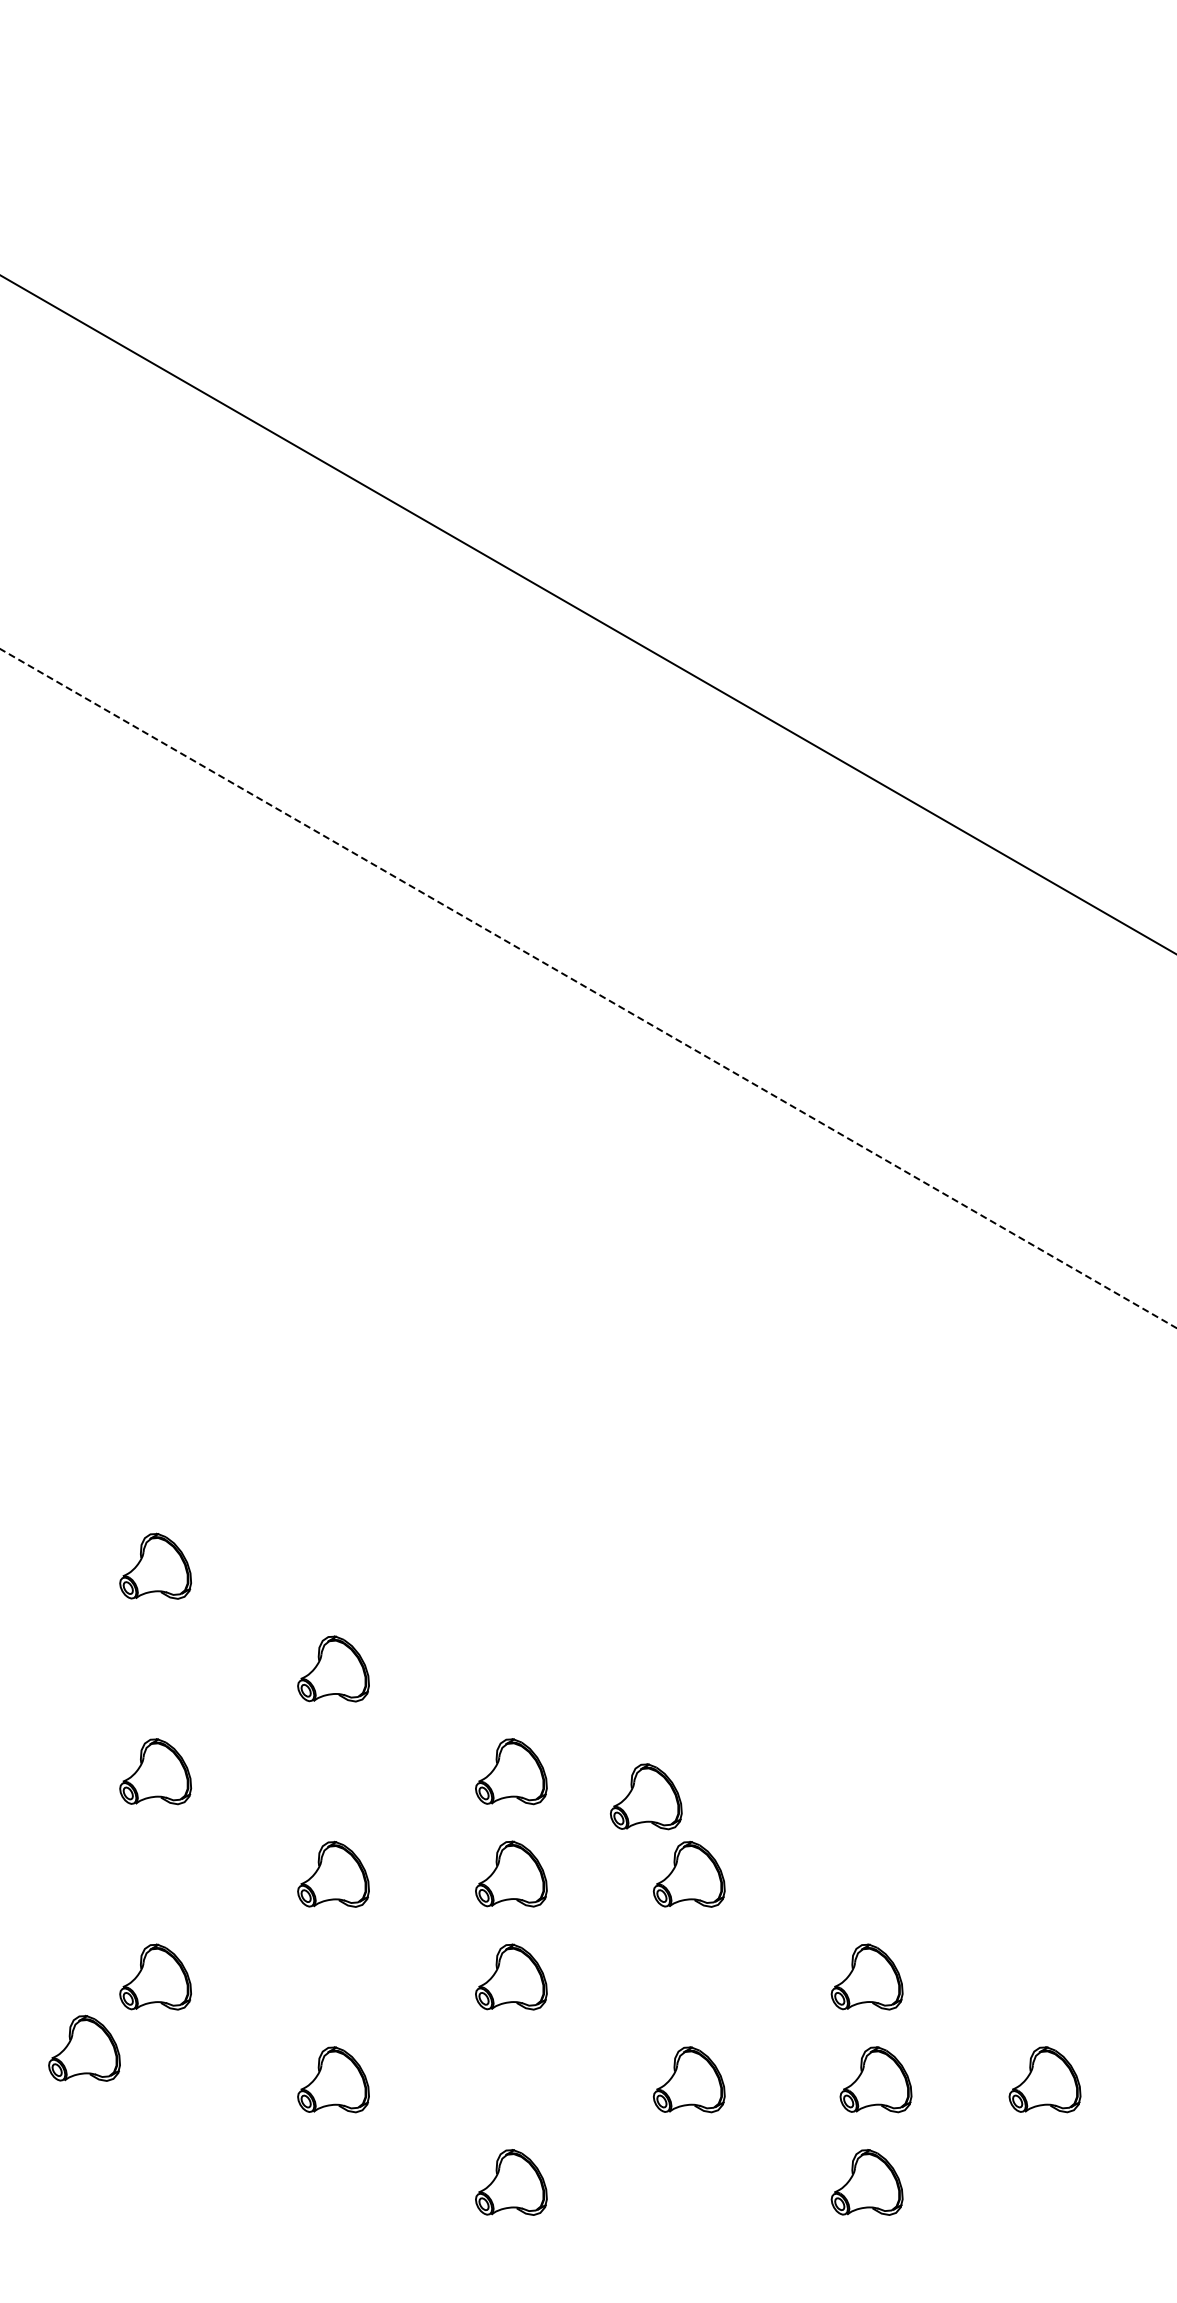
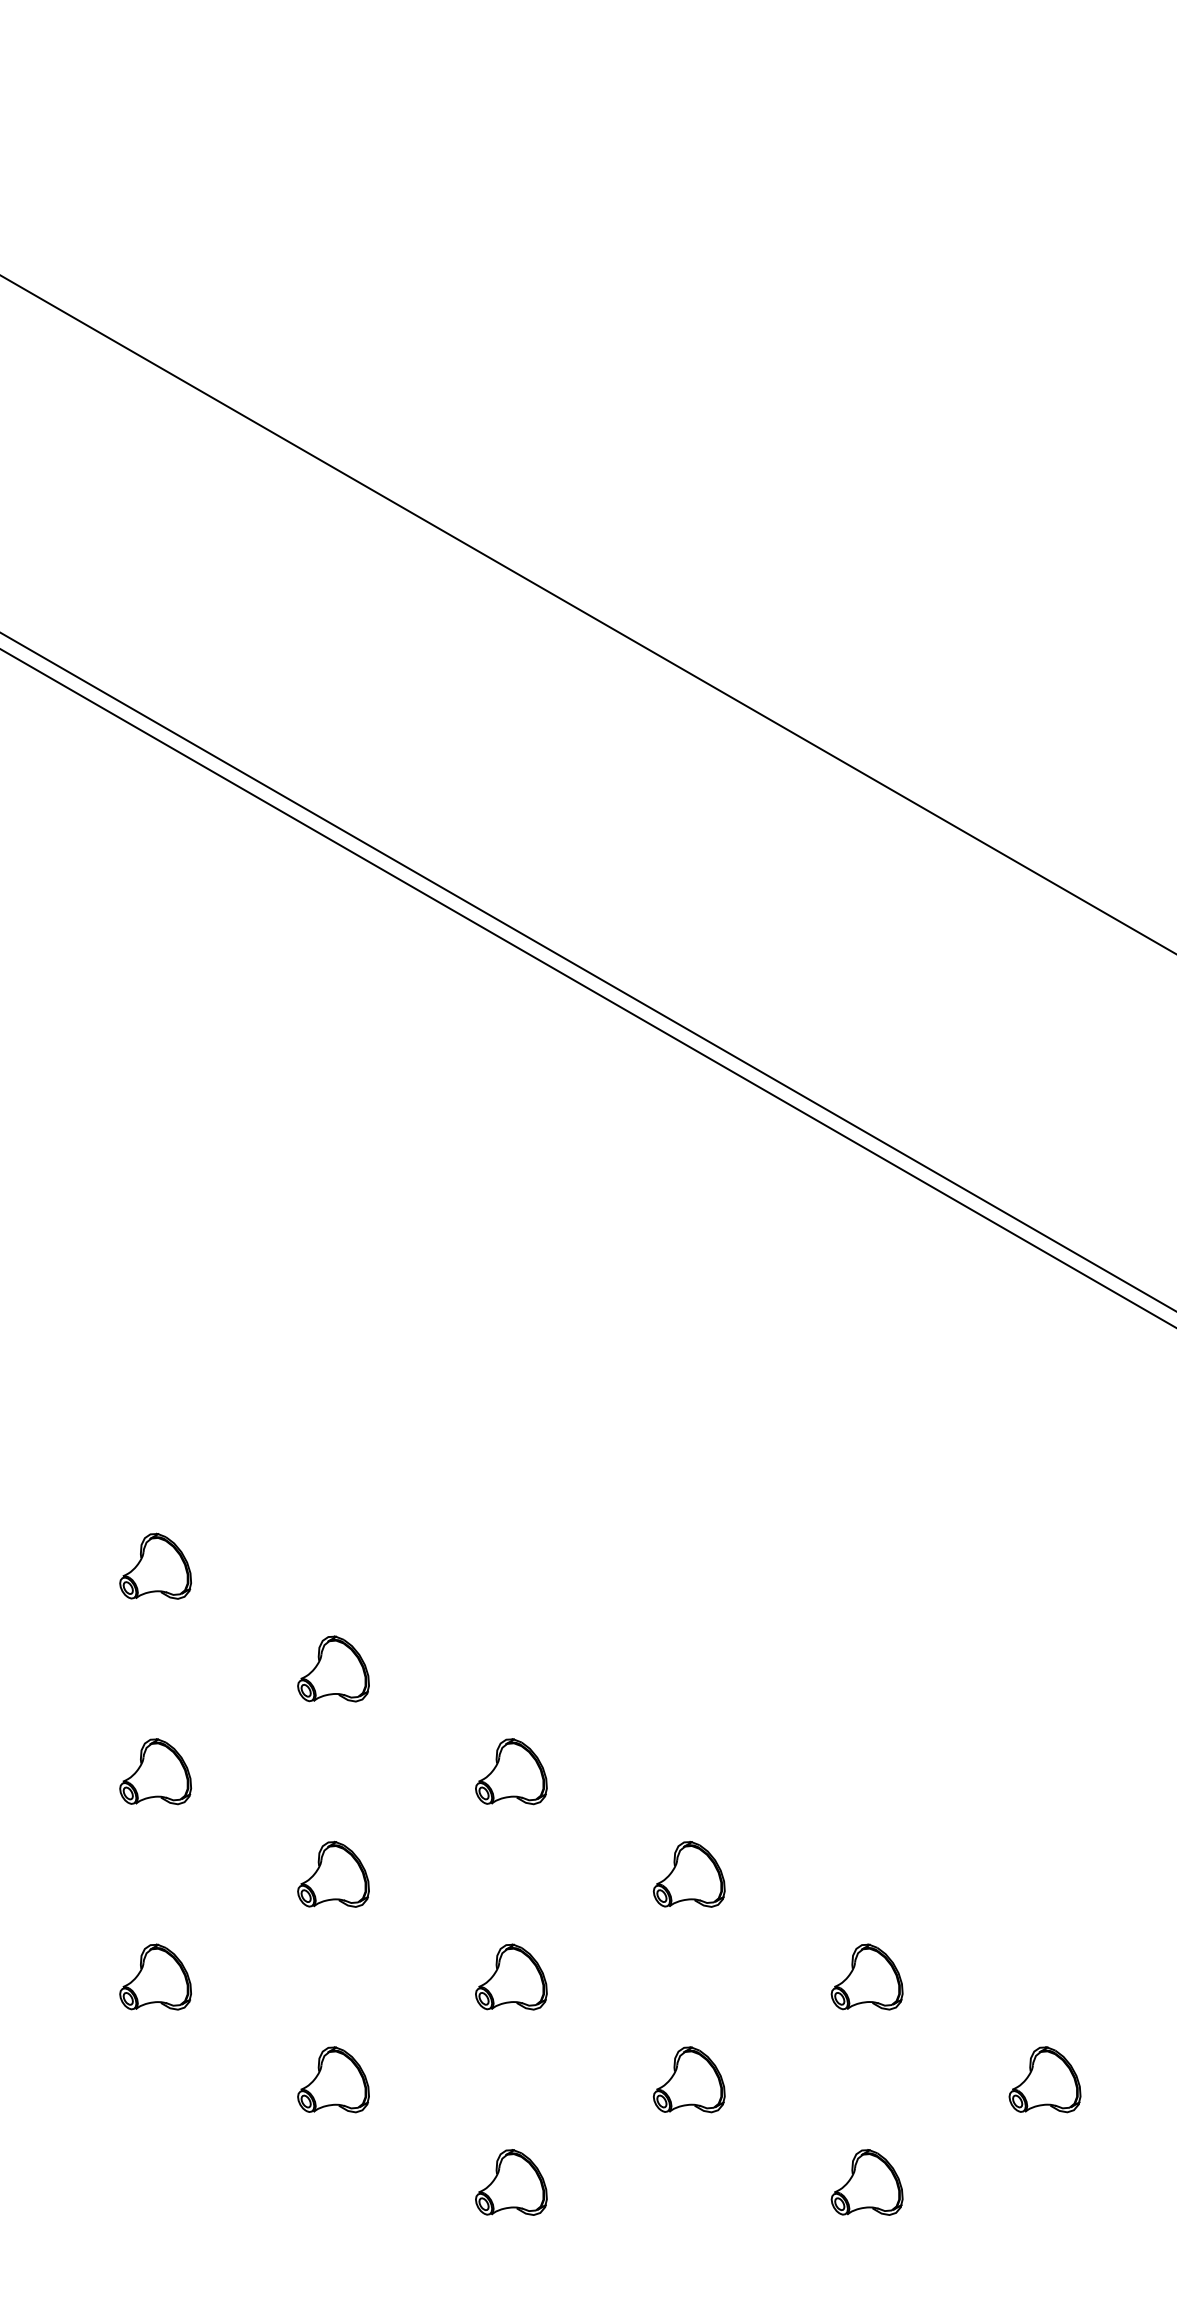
line: none -> present (587, 971)
line: dashed -> solid (588, 988)
part: present -> none (646, 1796)
part: present -> none (511, 1873)
part: present -> none (84, 2047)
part: present -> none (875, 2079)
